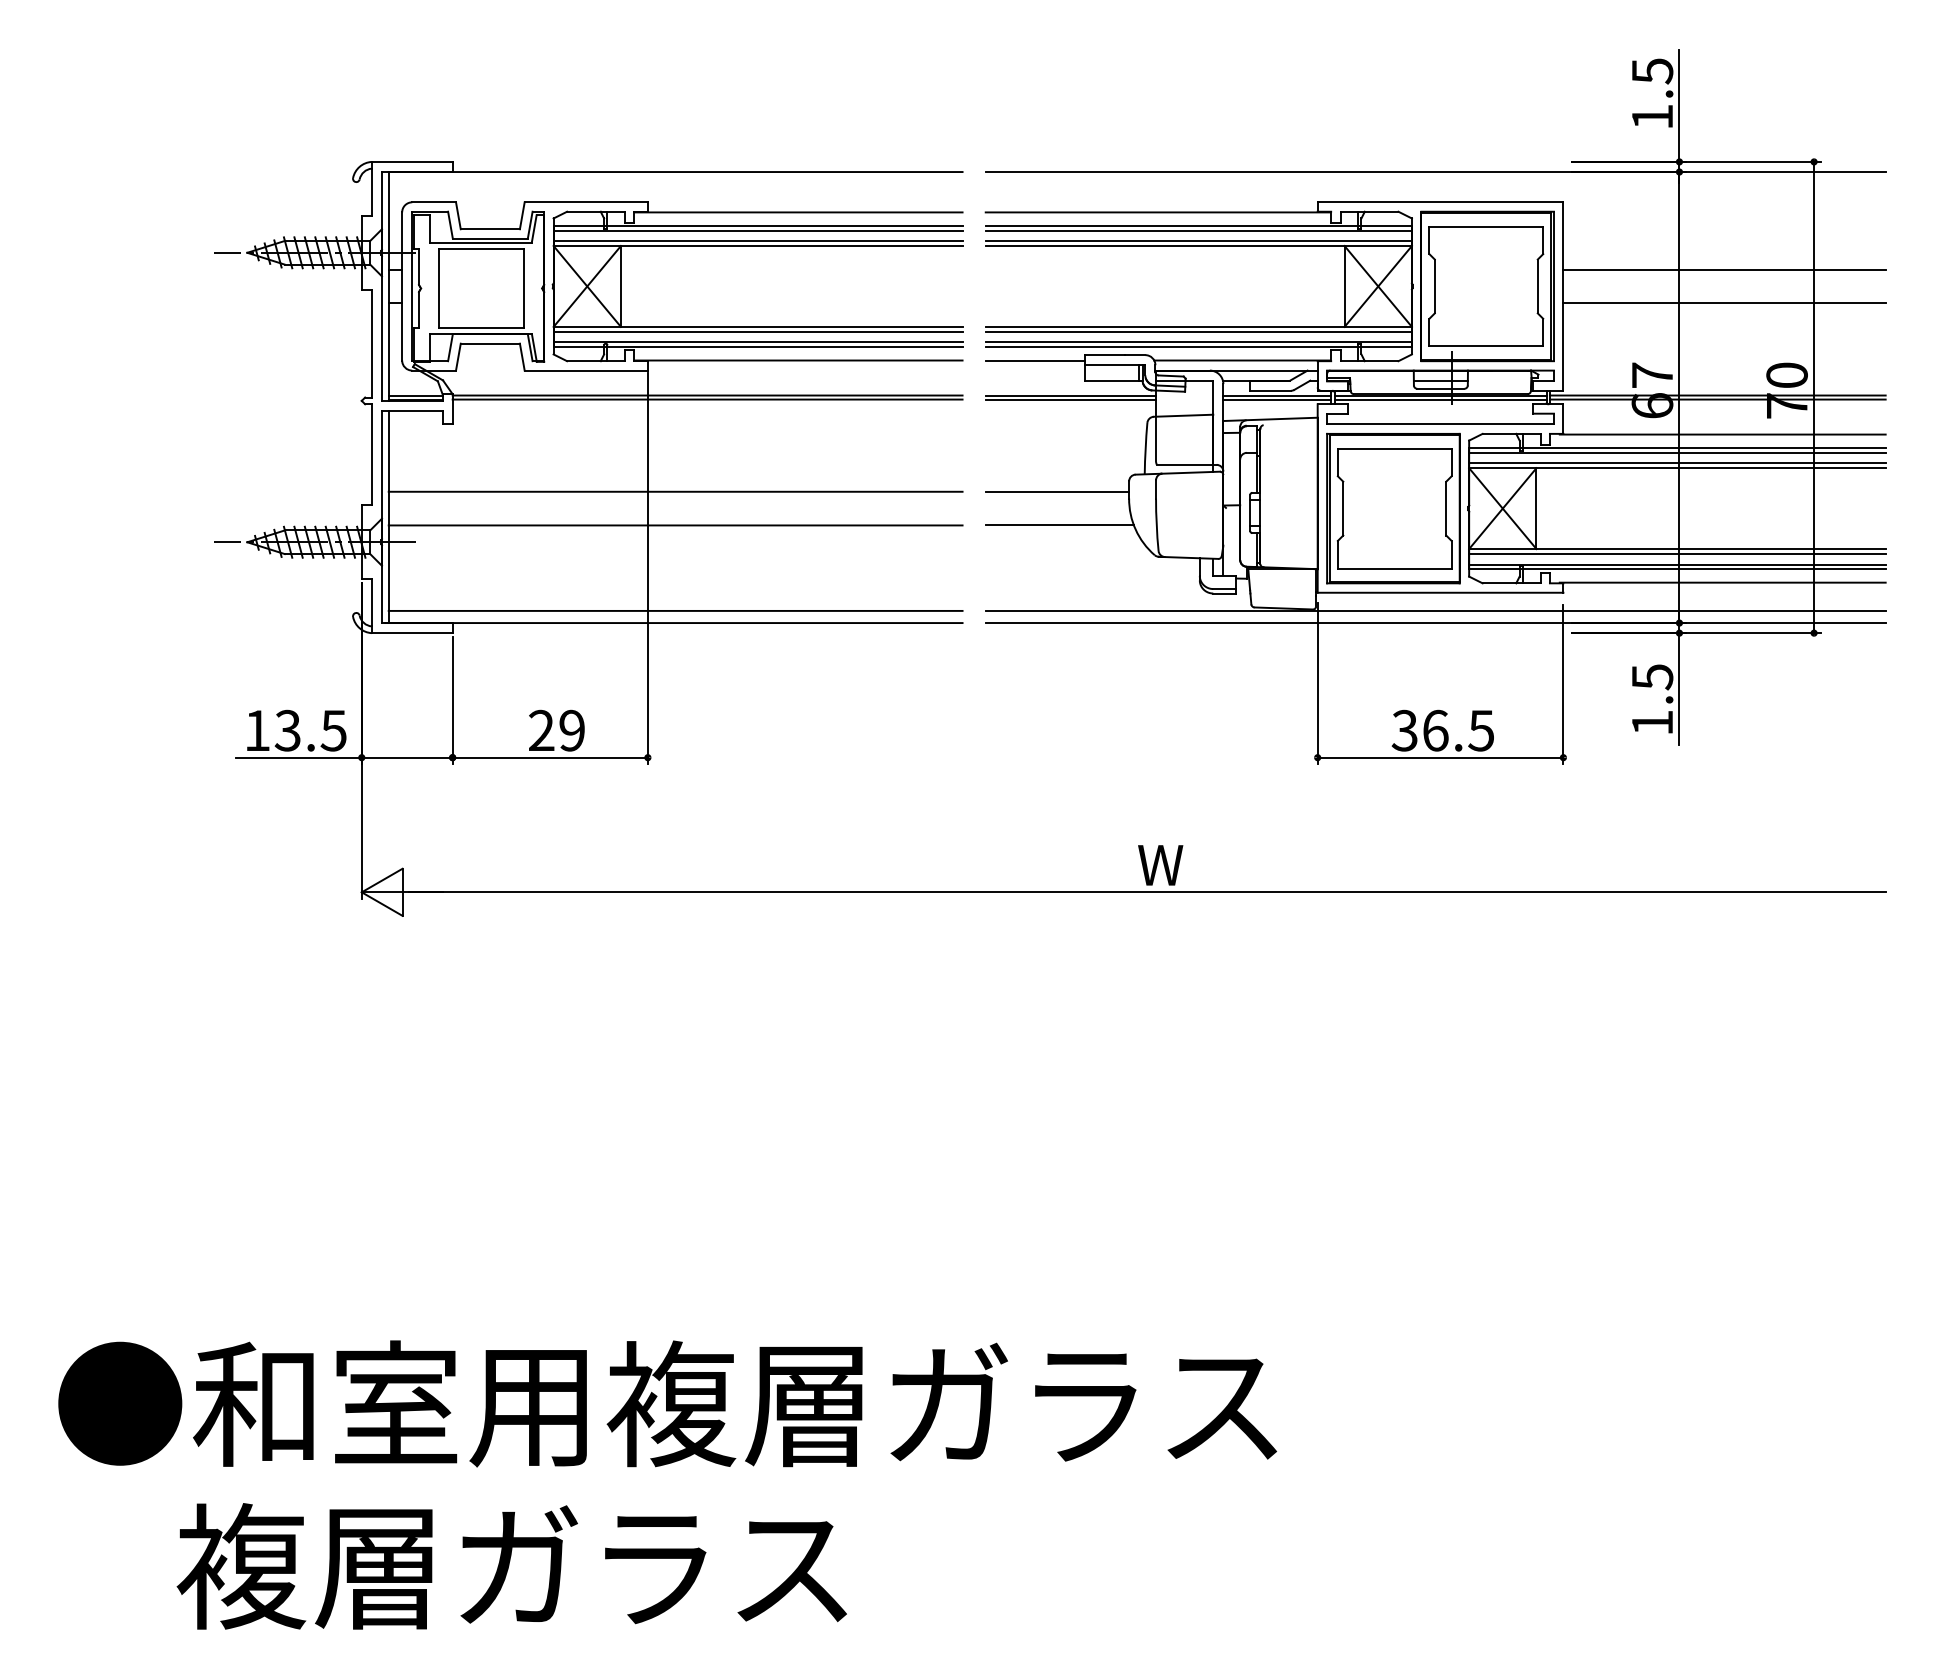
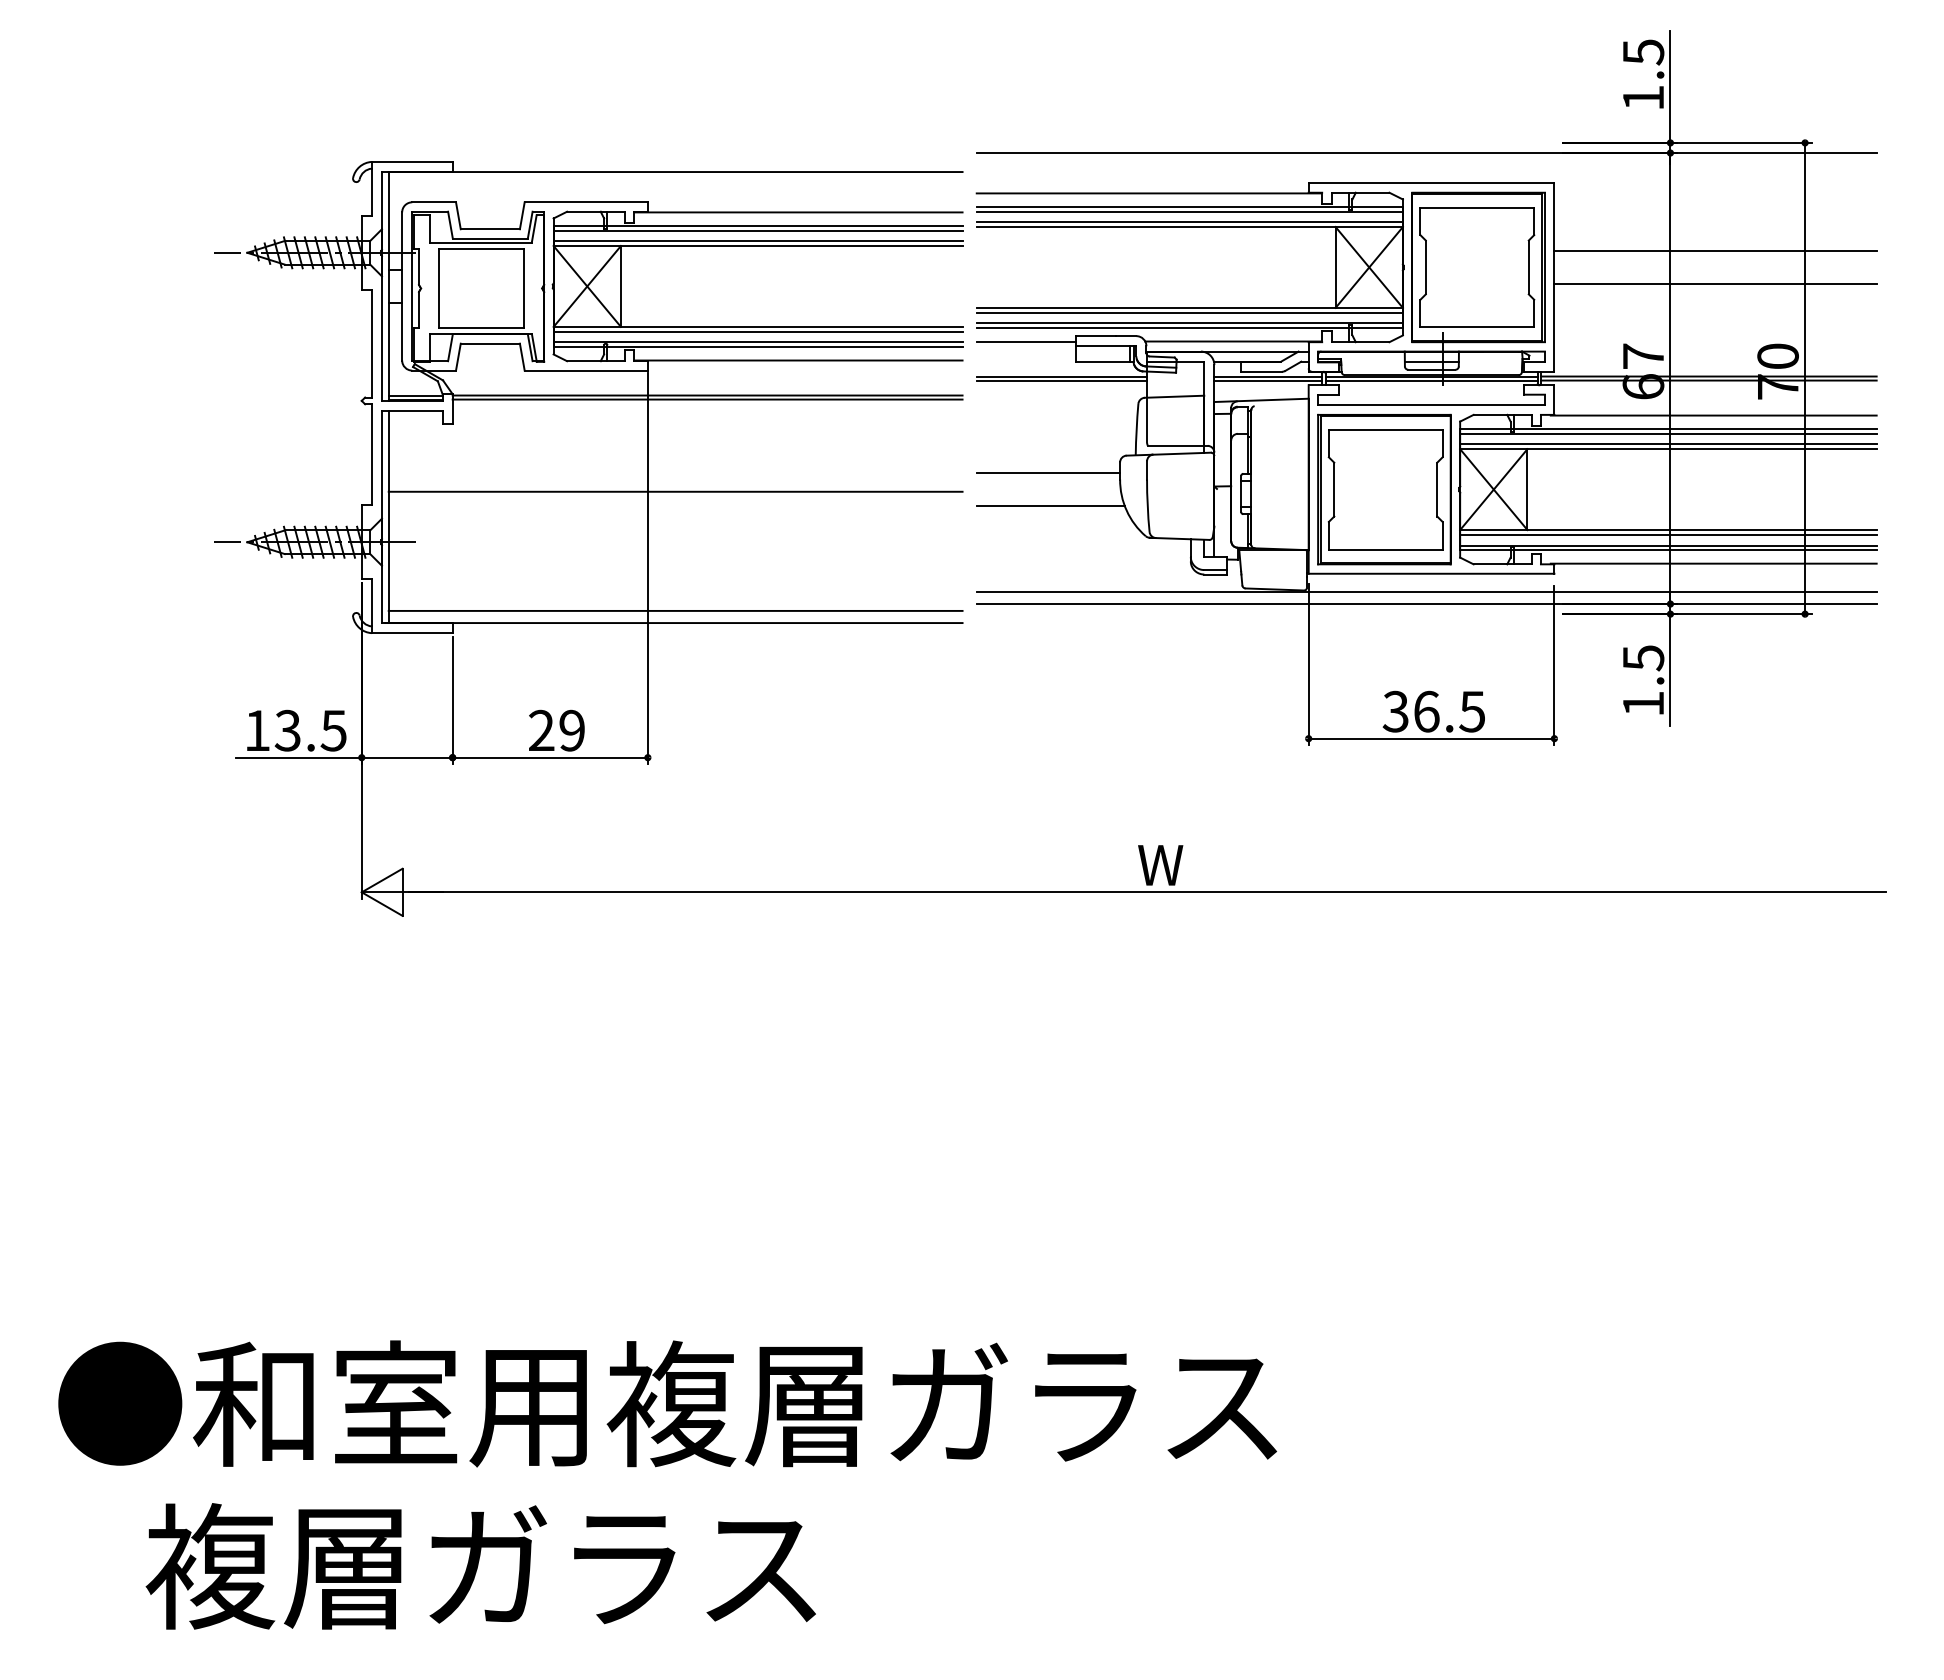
part position: (1435, 406) -> (1426, 387) (1426, 387)
line: present -> none (675, 525)
text position: (511, 1566) -> (480, 1566) (480, 1566)
